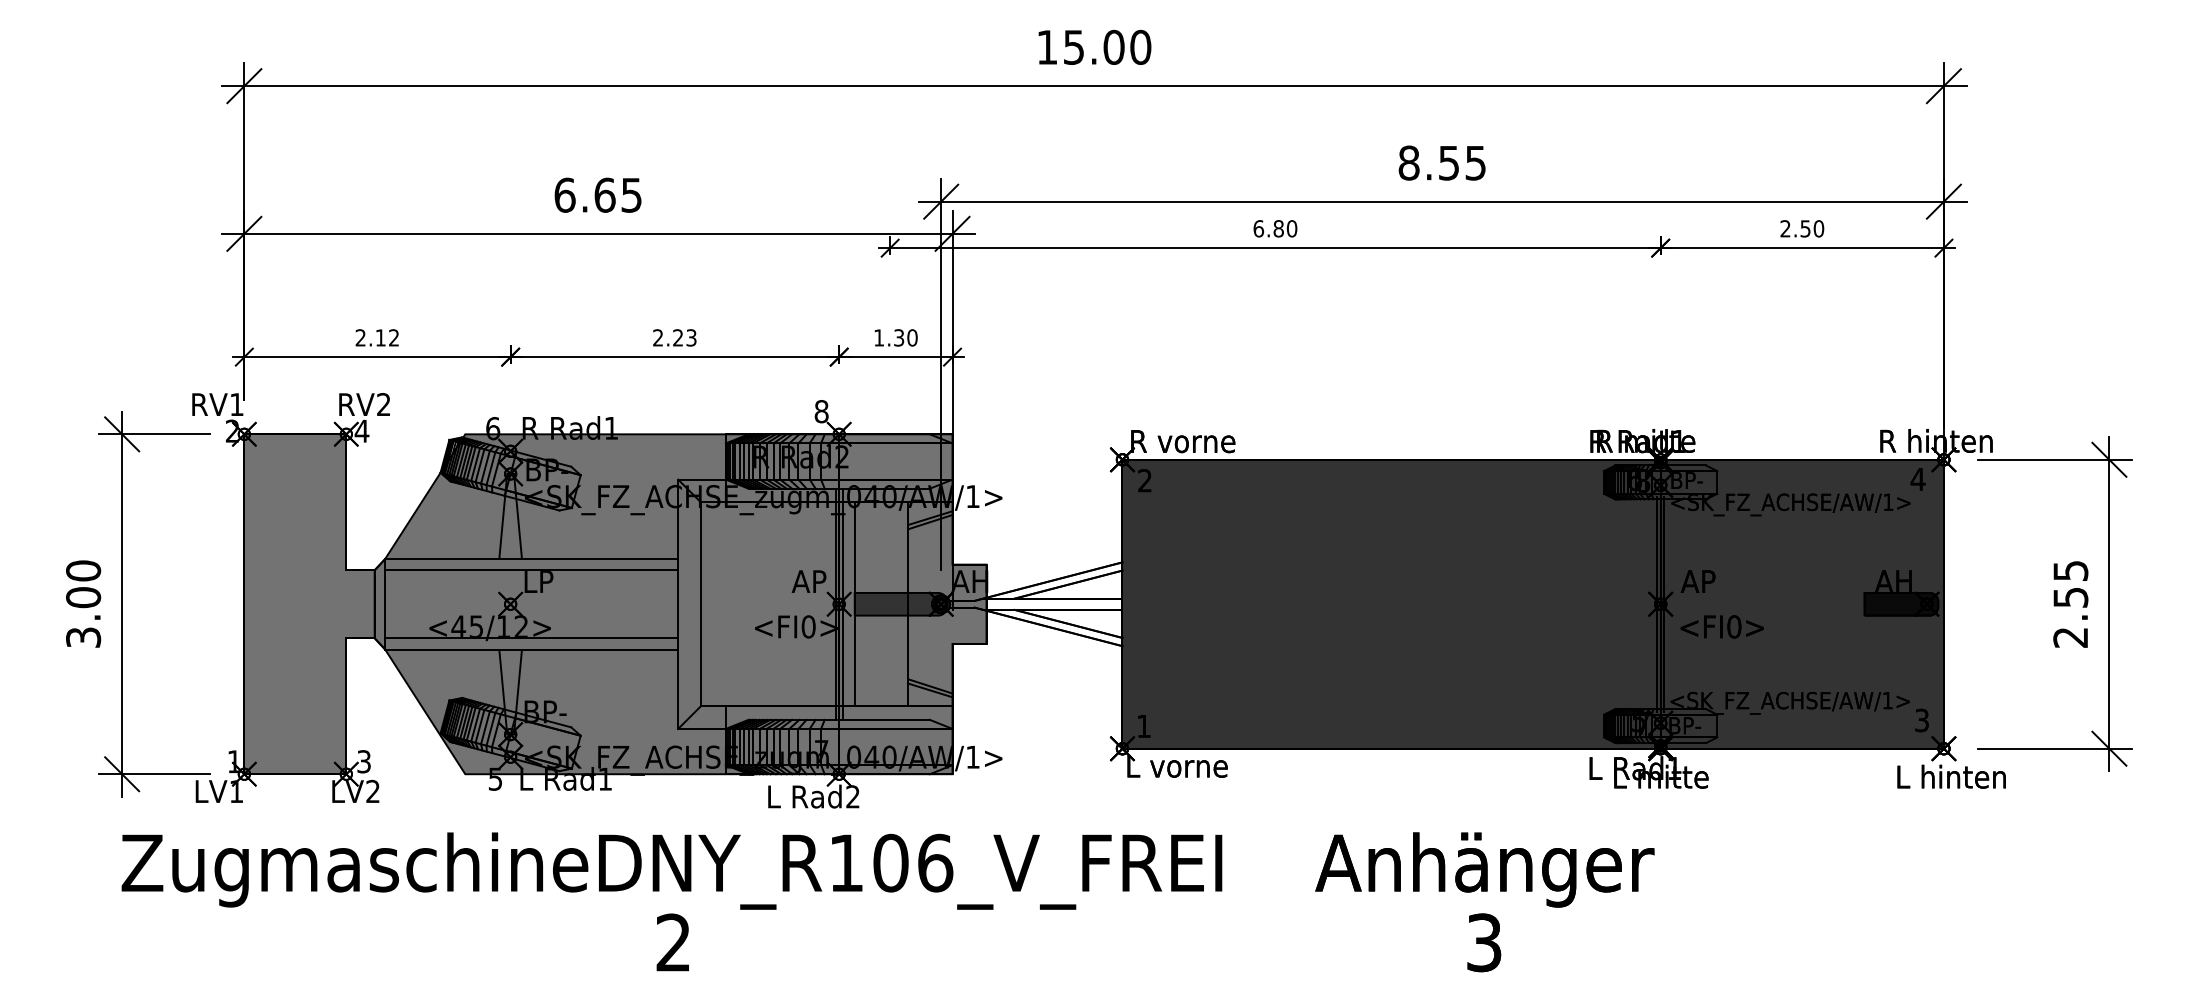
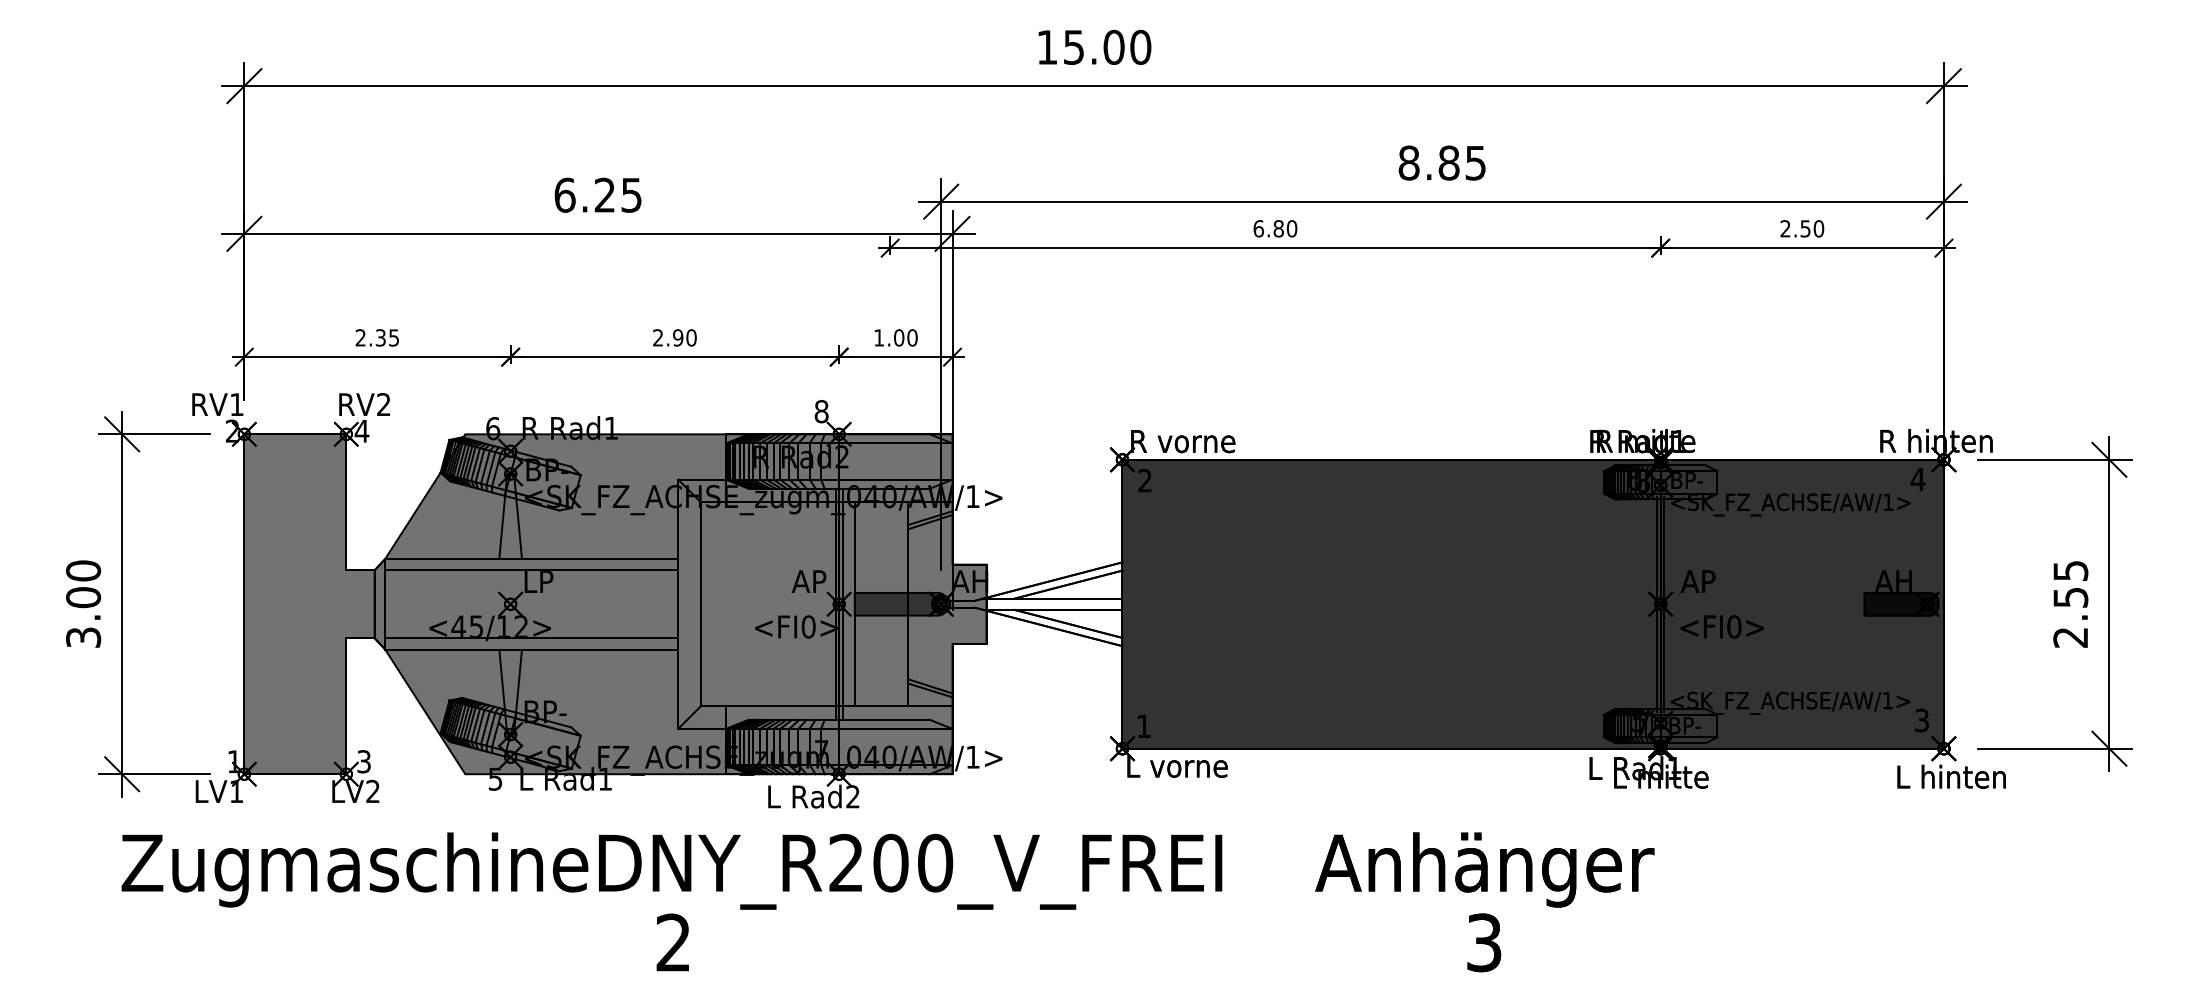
text: 8.55 -> 8.85 (1448, 162)
text: 6.65 -> 6.25 (604, 194)
text: 2.12 -> 2.35 (386, 337)
text: 2.23 -> 2.90 (684, 337)
text: 1.30 -> 1.00 (899, 337)
text: ZugmaschineDNY_R106_V_FREI -> ZugmaschineDNY_R200_V_FREI (891, 862)
